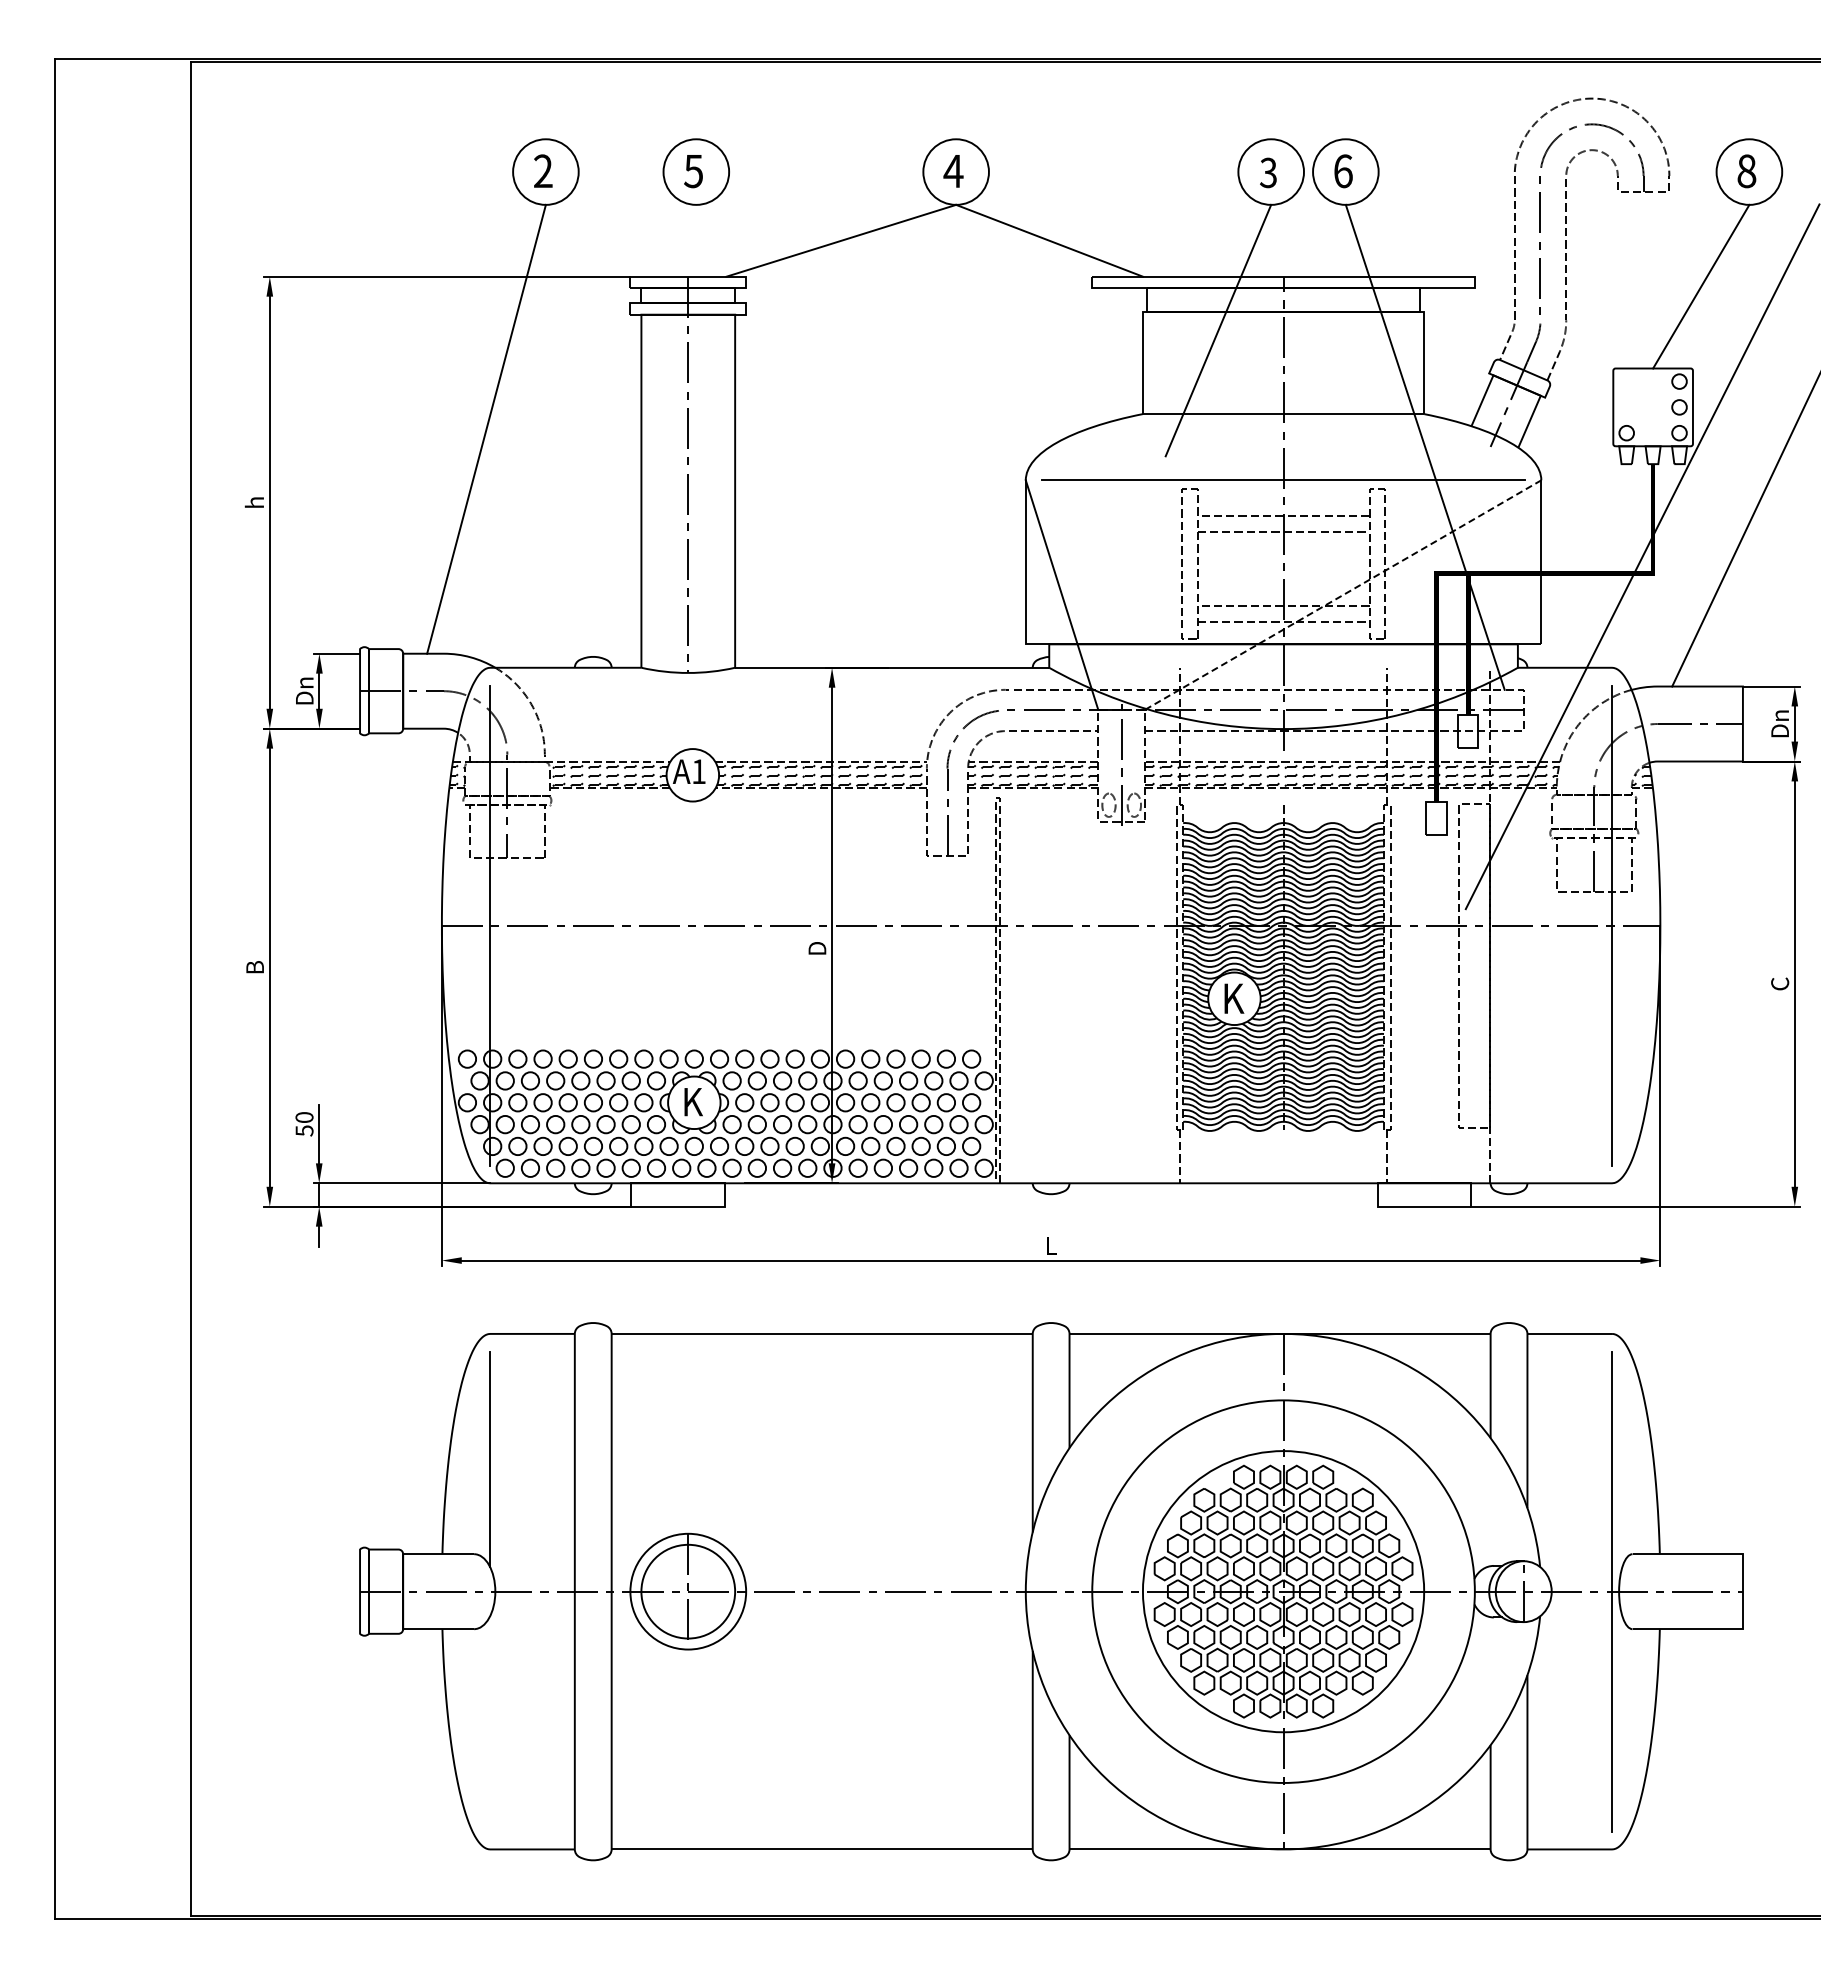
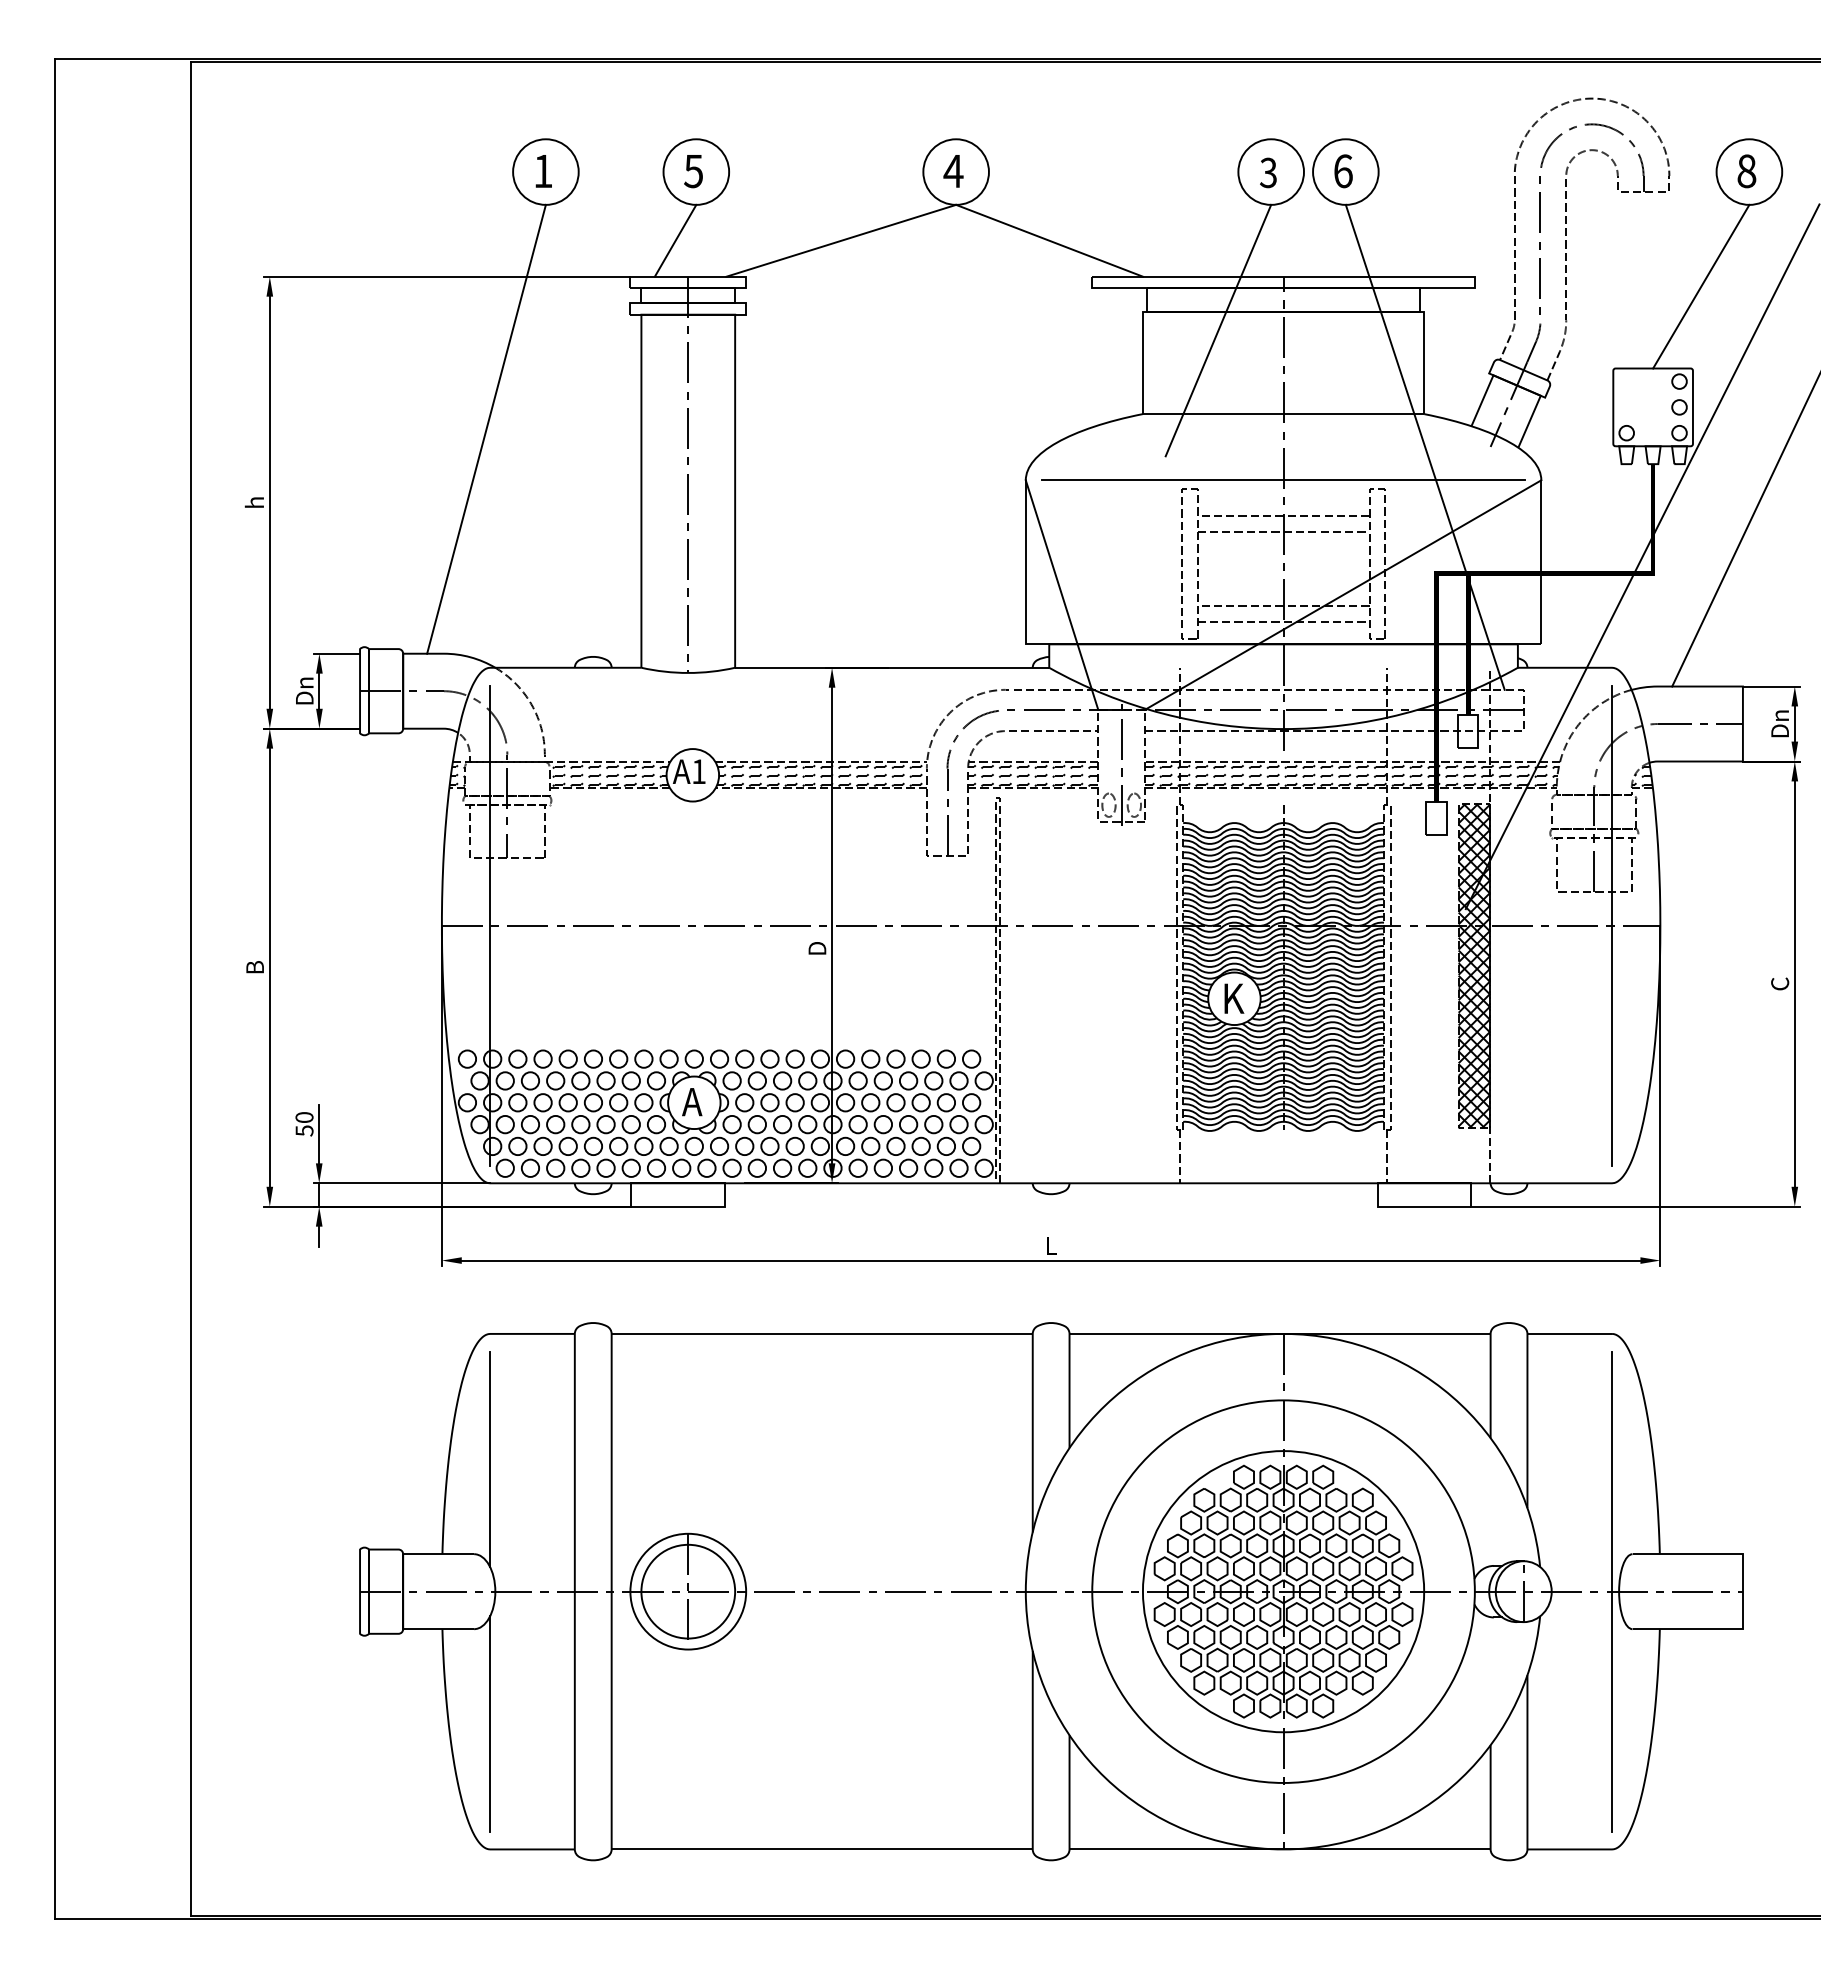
text: 2 -> 1 (543, 170)
line: none -> present (675, 240)
line: dashed -> solid (1343, 595)
hatch: none -> present (1474, 966)
text: K -> A (692, 1102)
line: none -> present (490, 1723)
